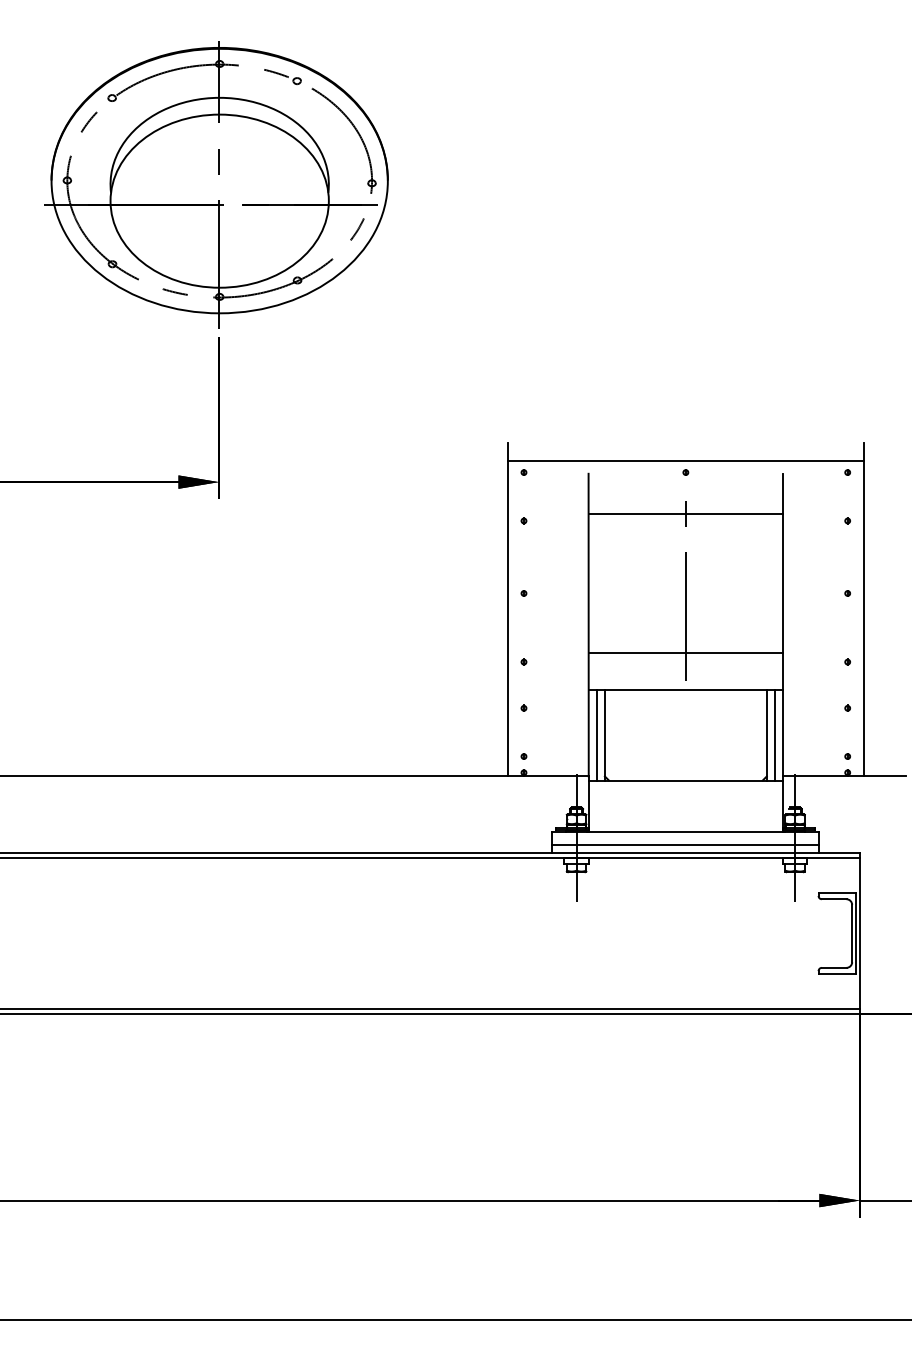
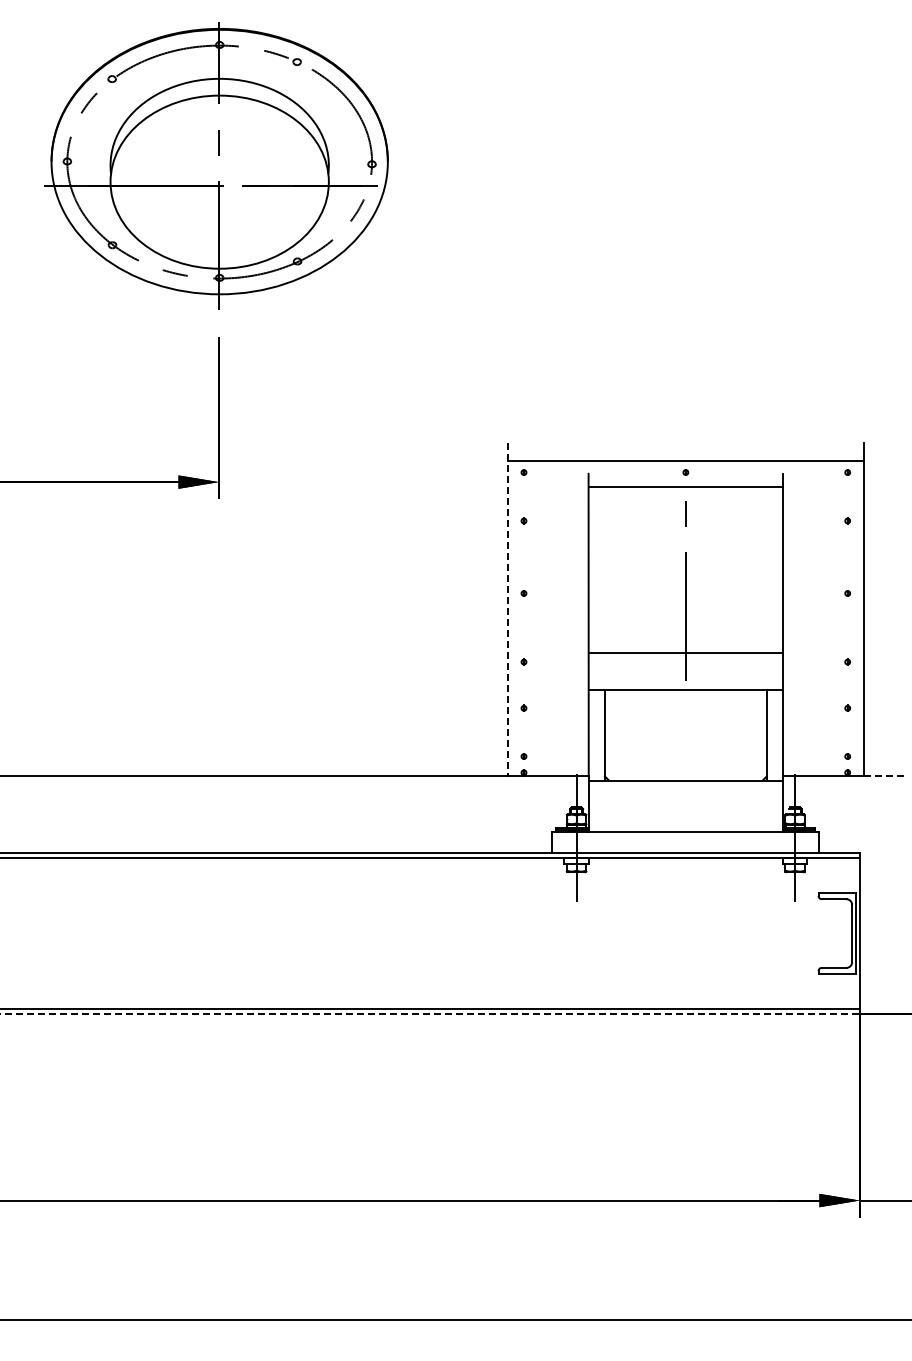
part position: (216, 184) -> (216, 165) (216, 165)
line position: (685, 514) -> (685, 487) (685, 487)
line: solid -> dashed (507, 609)
line: present -> none (596, 734)
line: present -> none (774, 734)
line: solid -> dashed (885, 775)
line: present -> none (685, 844)
line: solid -> dashed (430, 1014)
